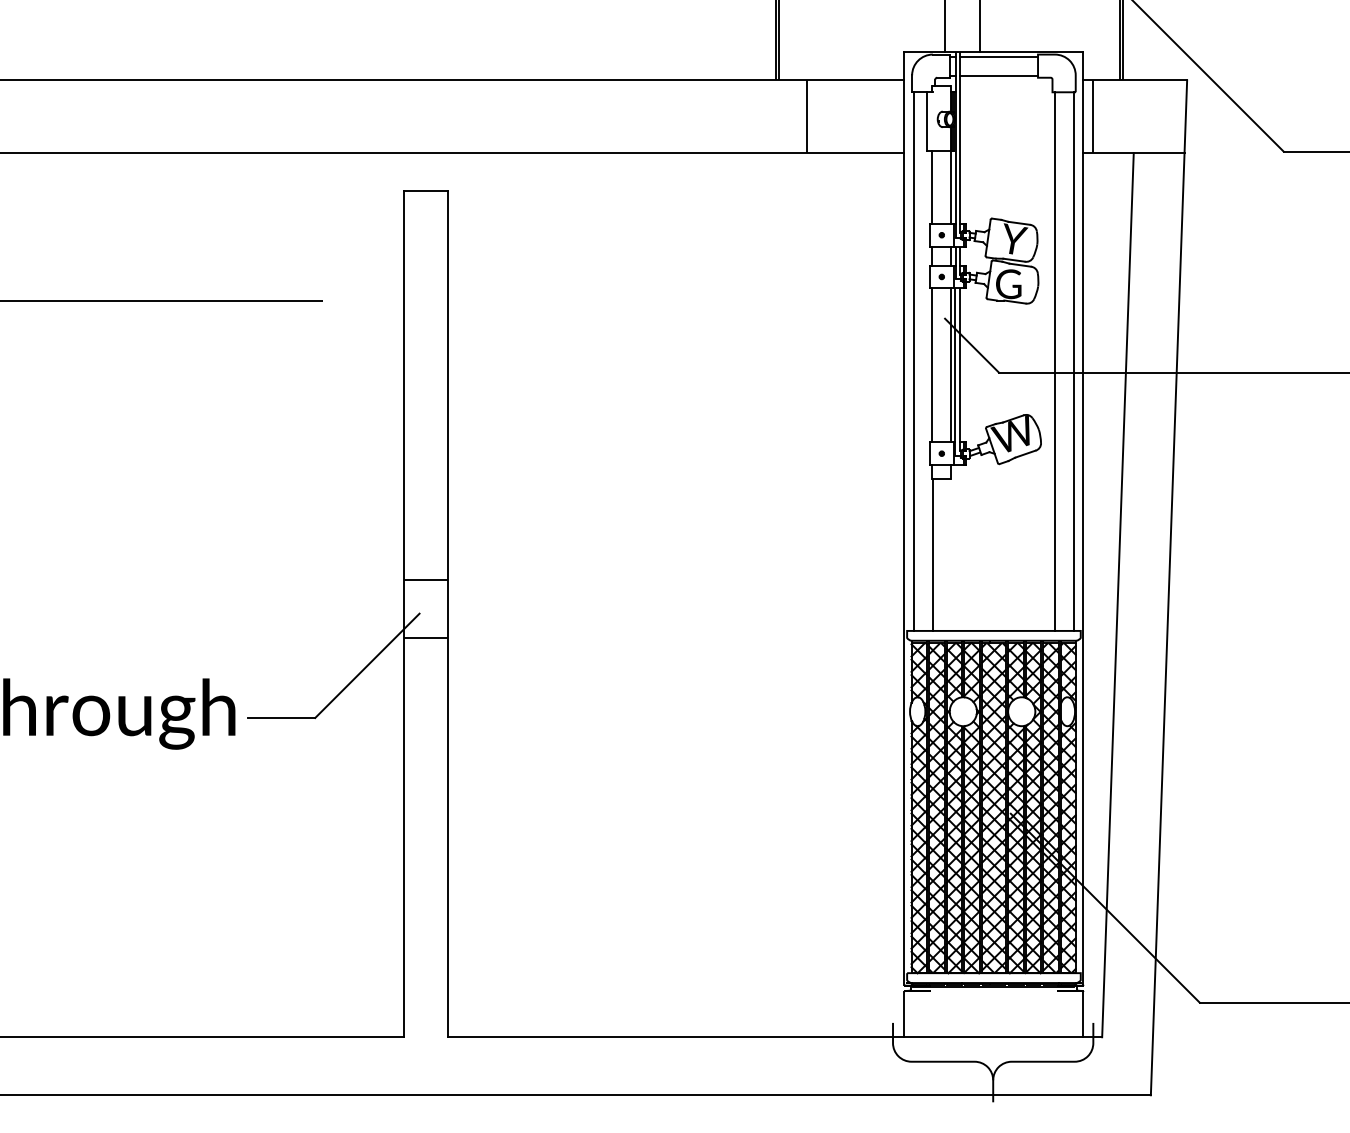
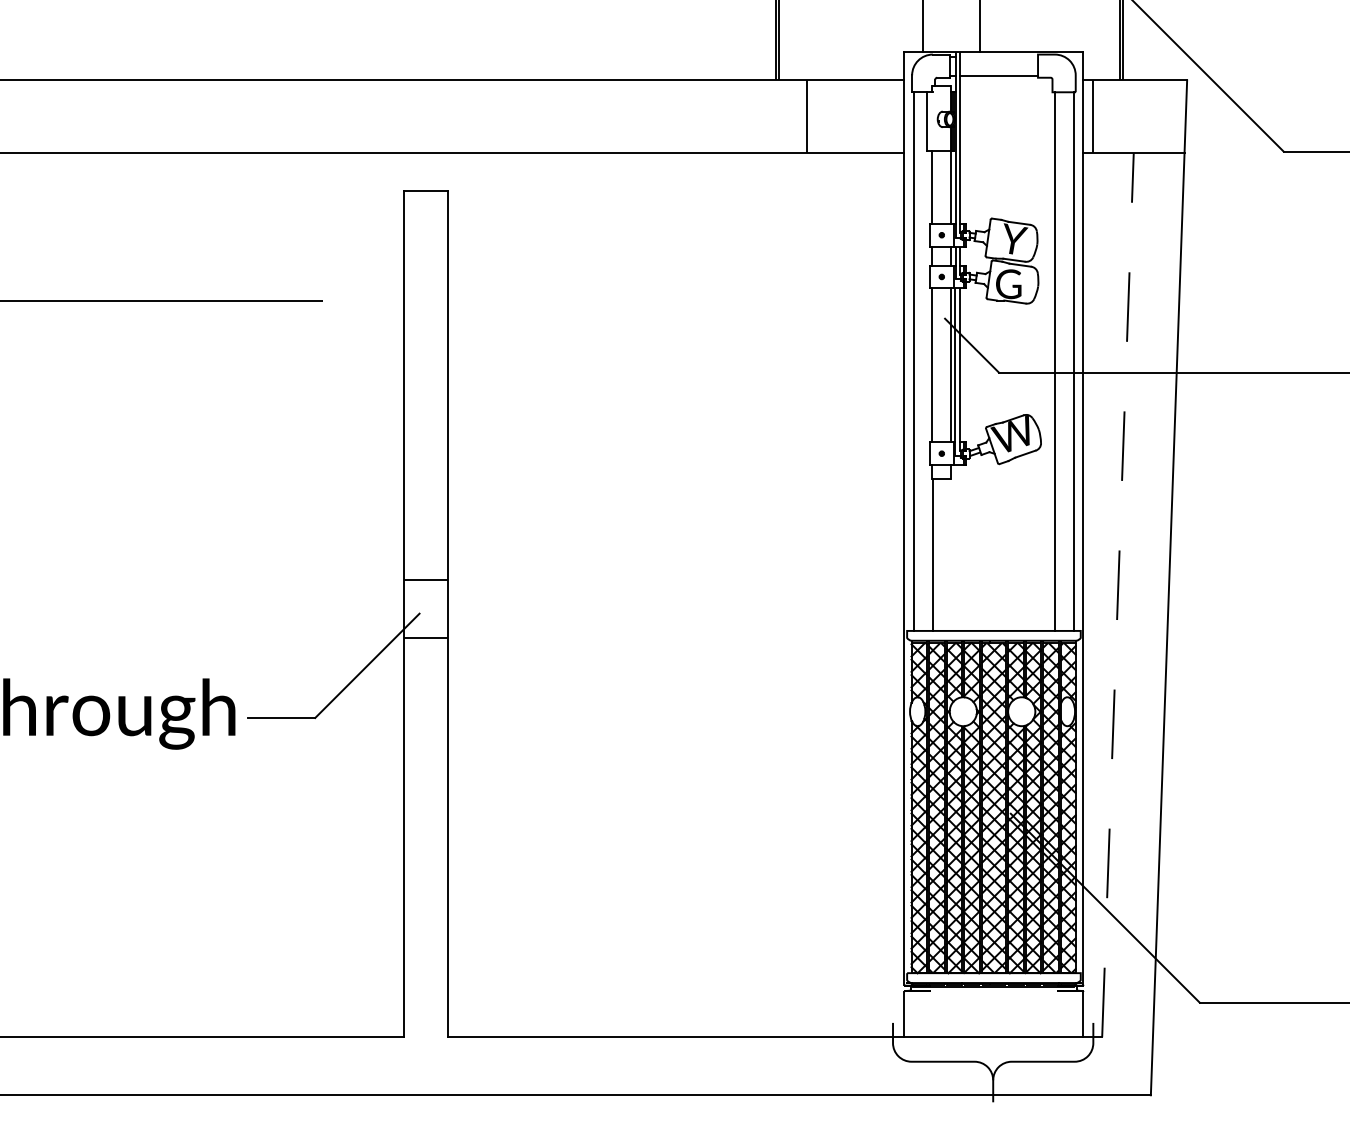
line position: (945, 26) -> (923, 26) (923, 26)
line: present -> none (999, 56)
line: solid -> dashed (1117, 594)
